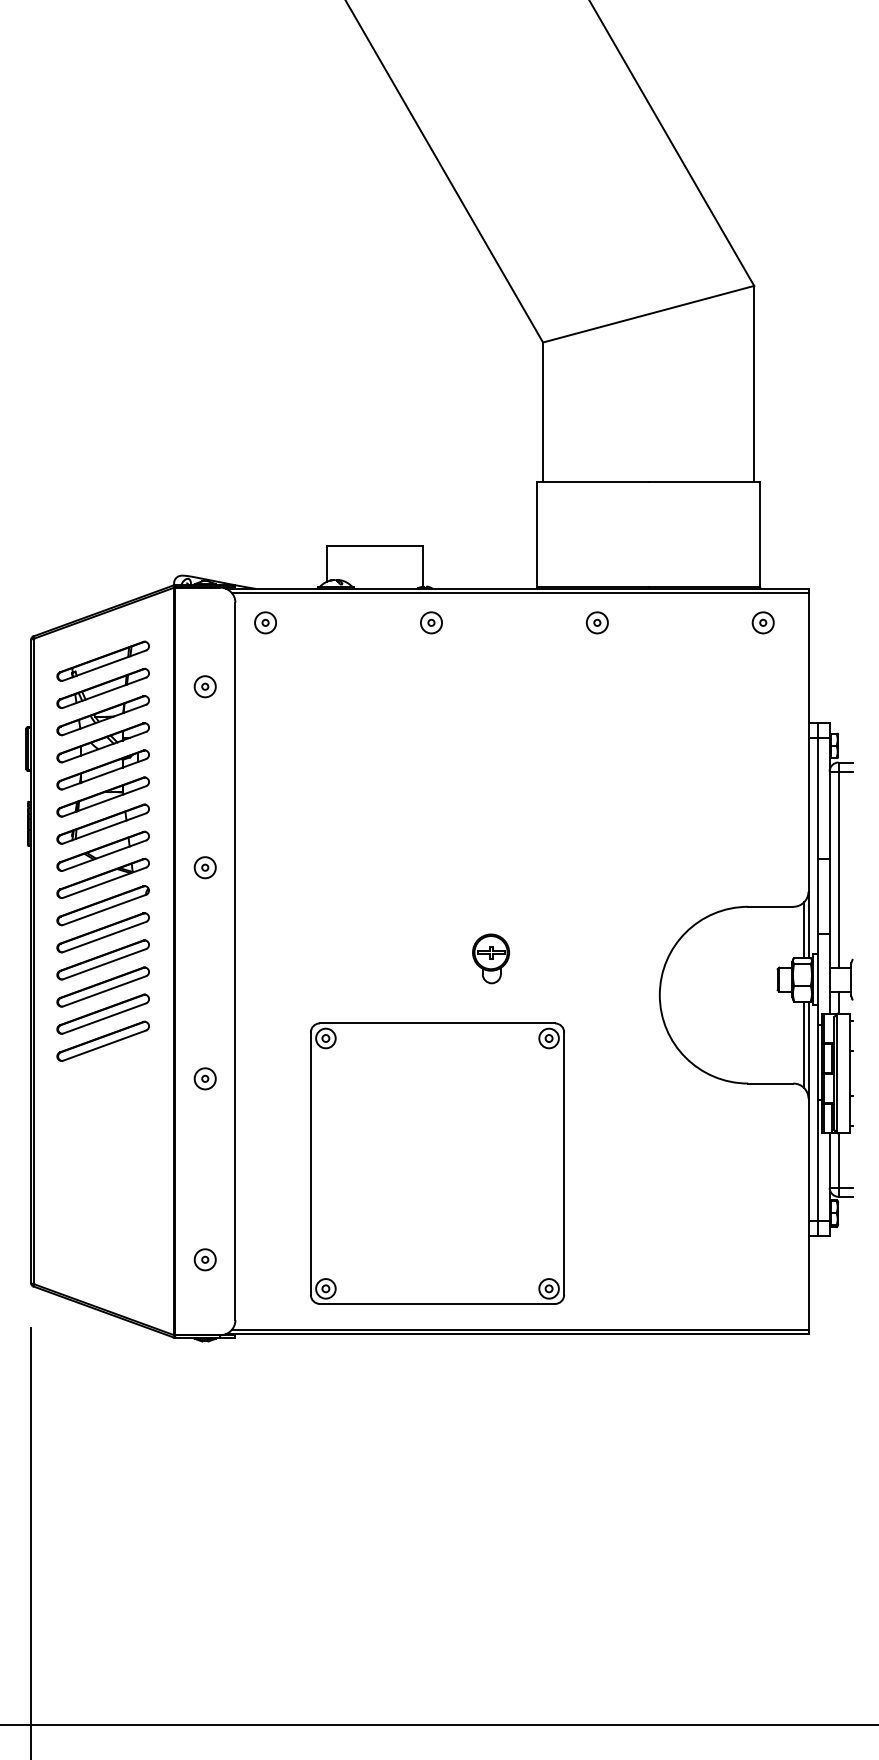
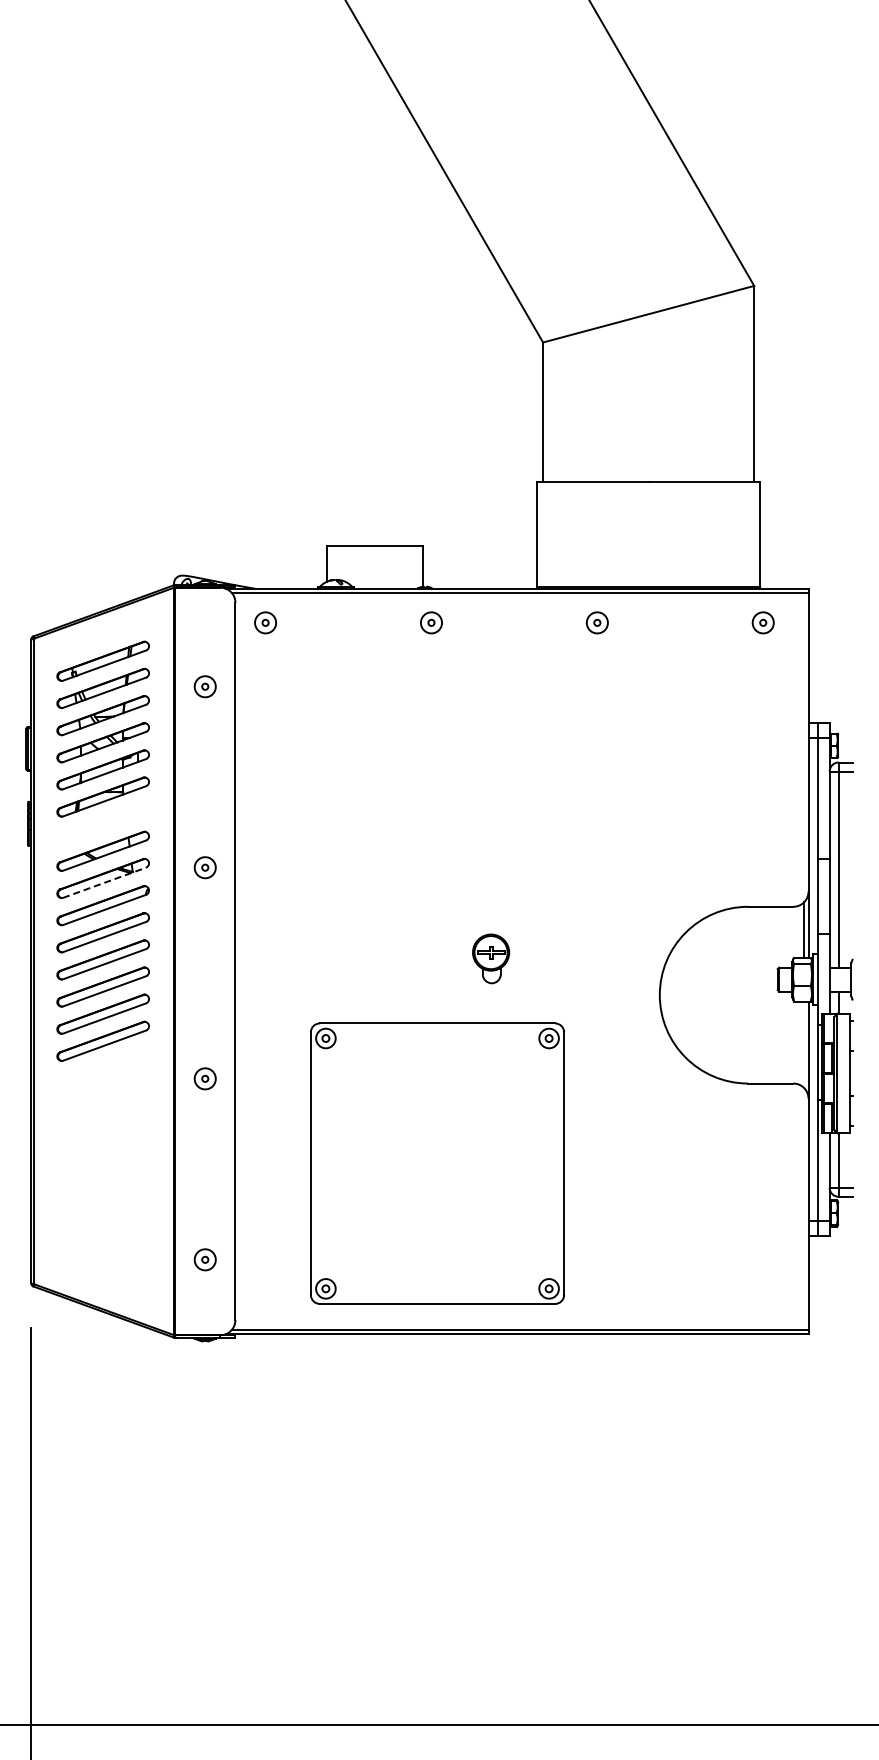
part: present -> none (102, 823)
line: solid -> dashed (105, 882)
line: present -> none (803, 1044)
